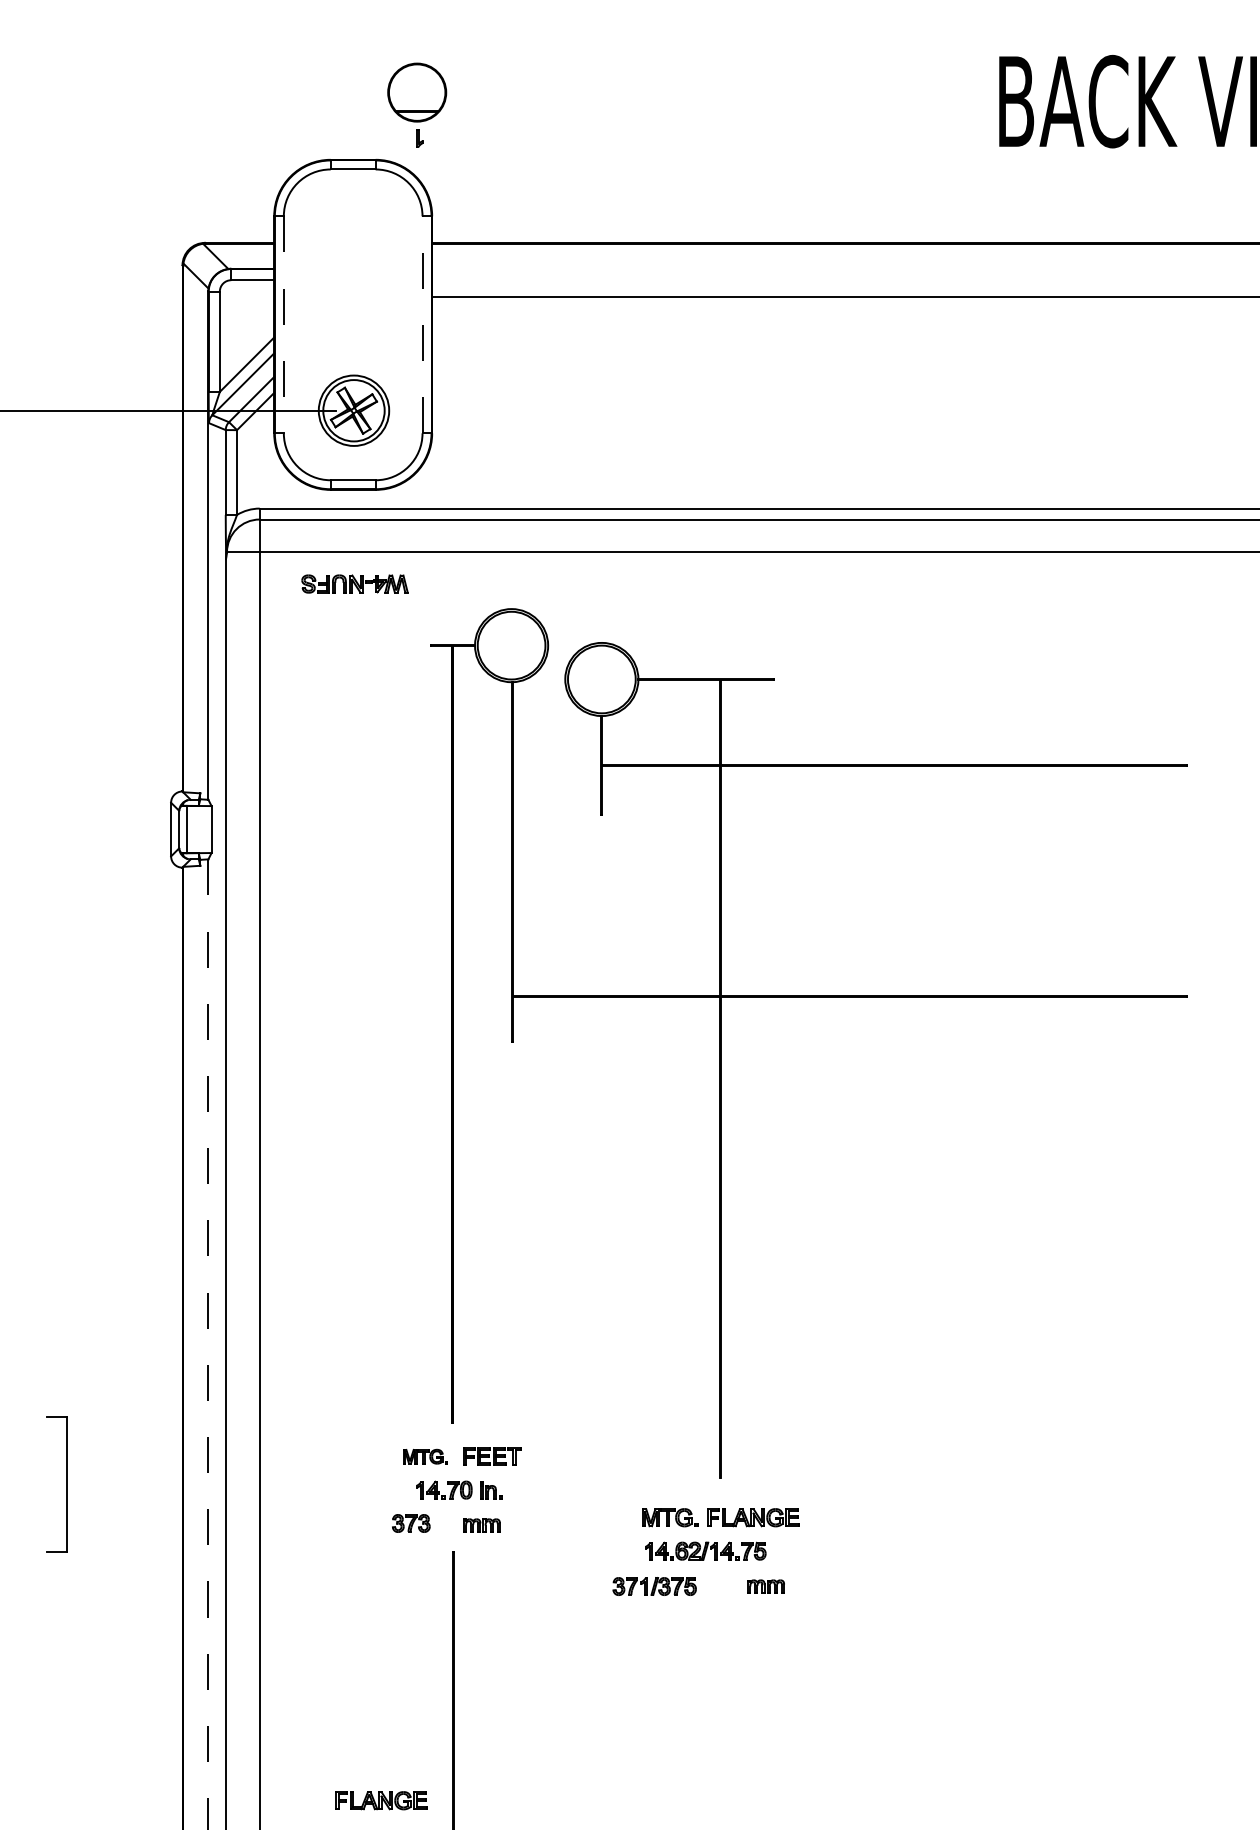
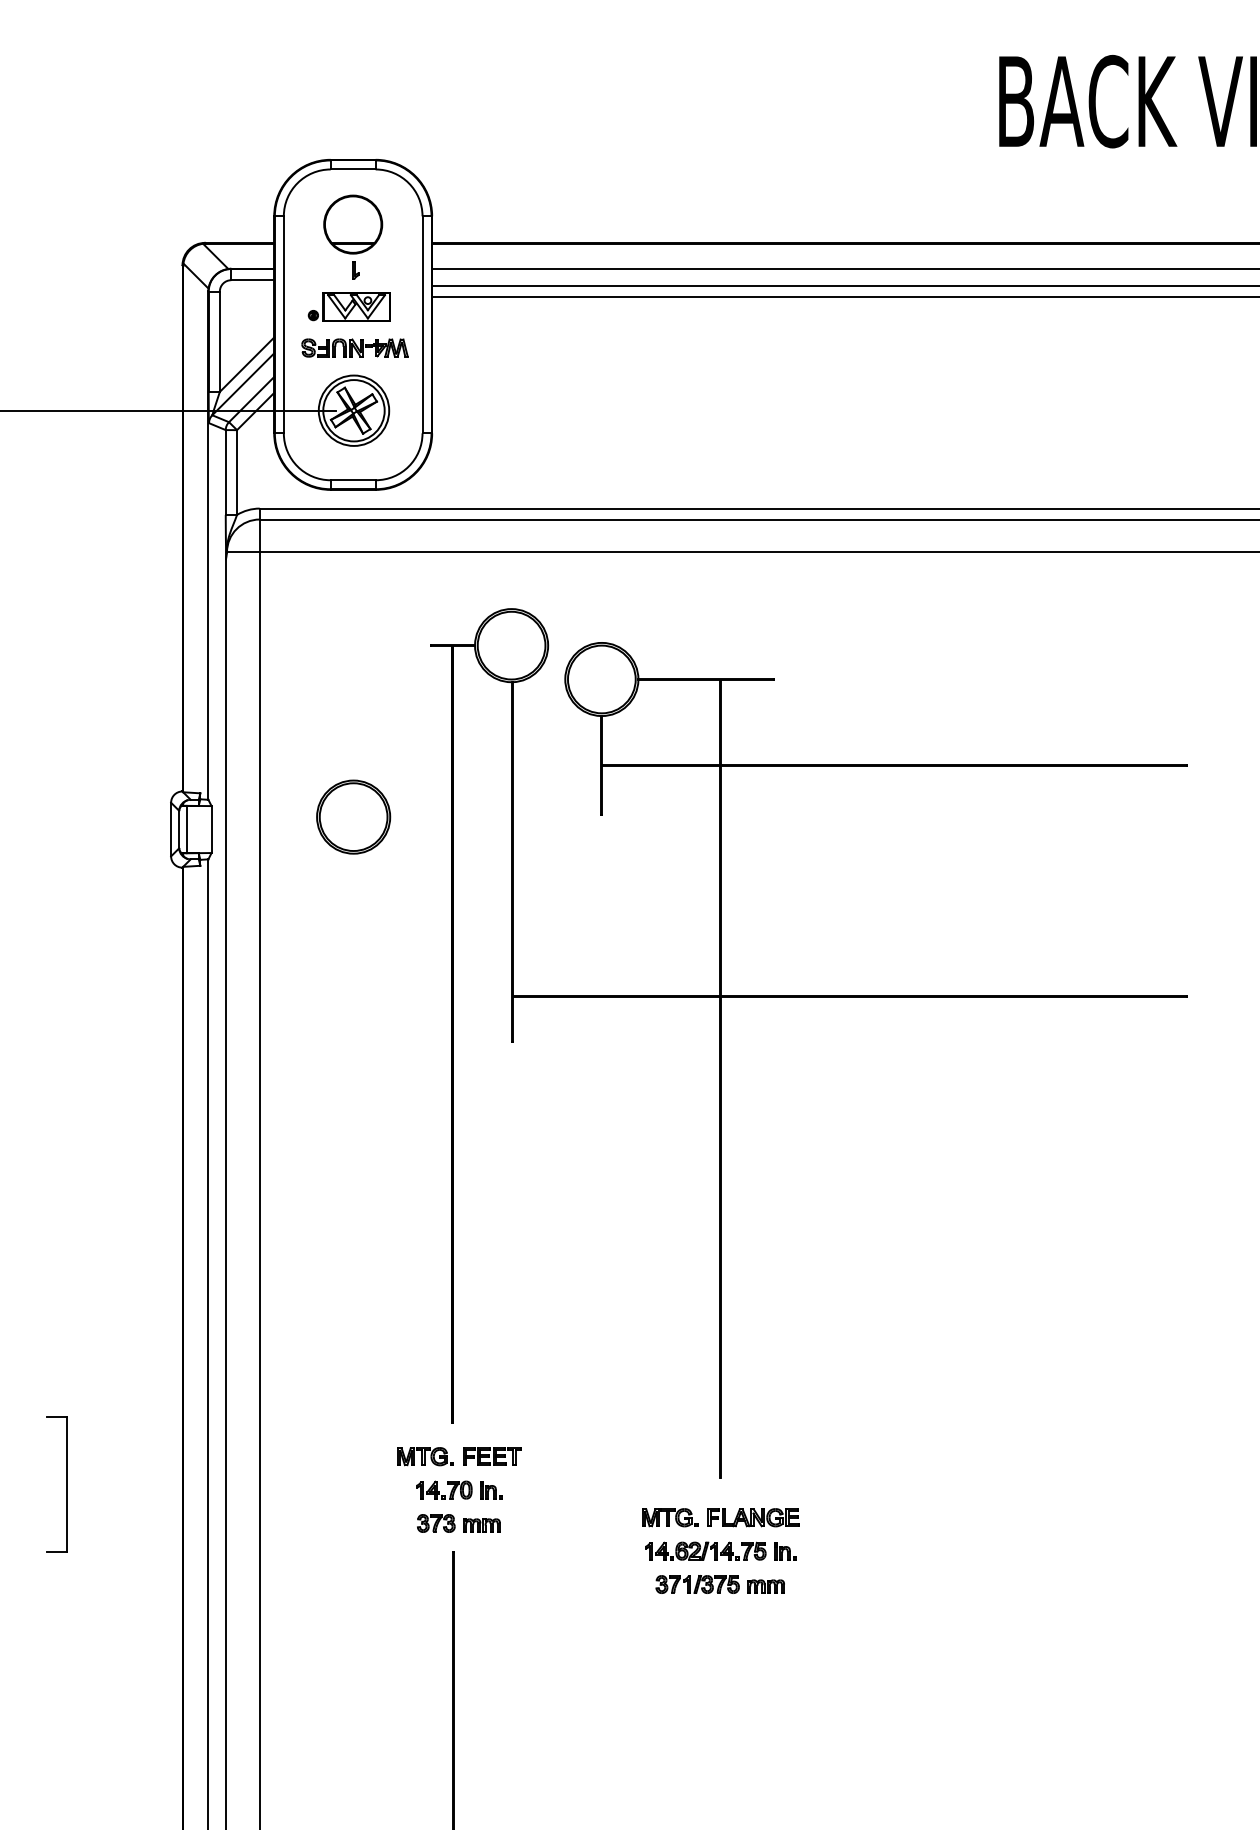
part position: (417, 104) -> (353, 236) (353, 236)
line: none -> present (844, 268)
line: none -> present (844, 286)
part: none -> present (348, 306)
line: dashed -> solid (283, 324)
line: dashed -> solid (422, 324)
part position: (354, 583) -> (354, 347) (354, 347)
part: none -> present (353, 816)
line: dashed -> solid (208, 1344)
part size: 45x17 px -> 57x20 px (425, 1456)
part position: (411, 1523) -> (436, 1523) (436, 1523)
part: none -> present (785, 1551)
part position: (654, 1586) -> (697, 1584) (697, 1584)
part: present -> none (381, 1800)
